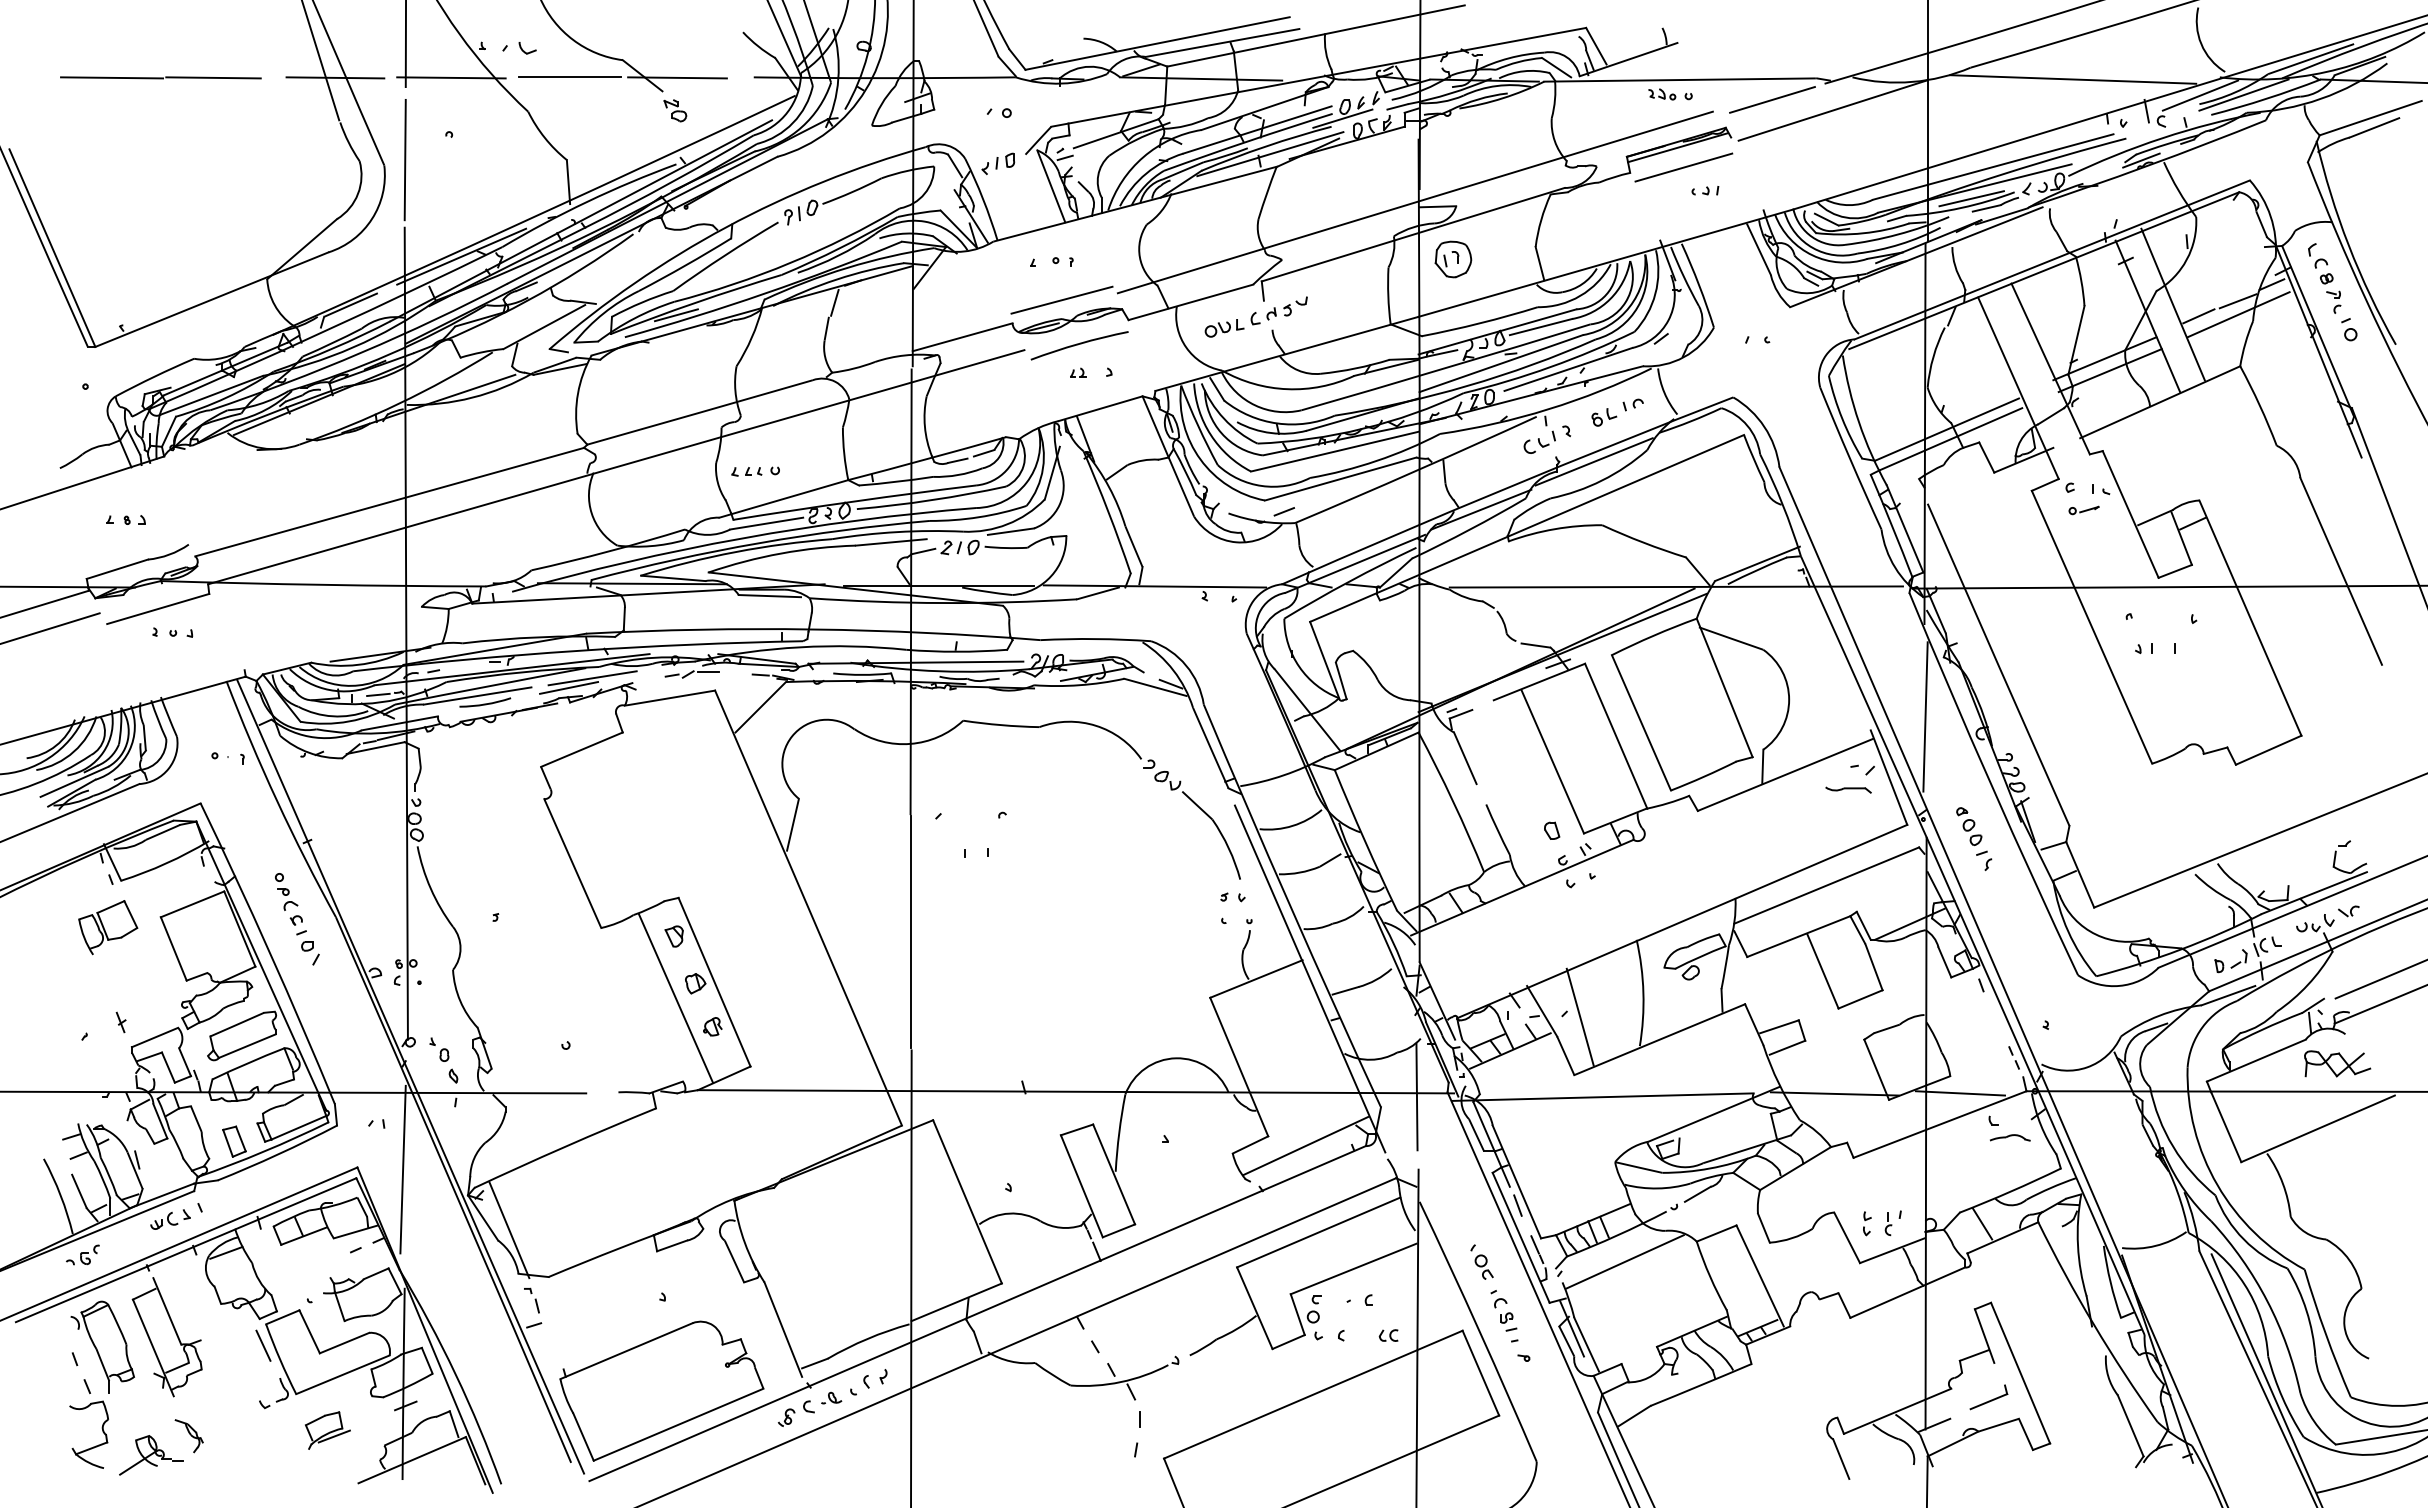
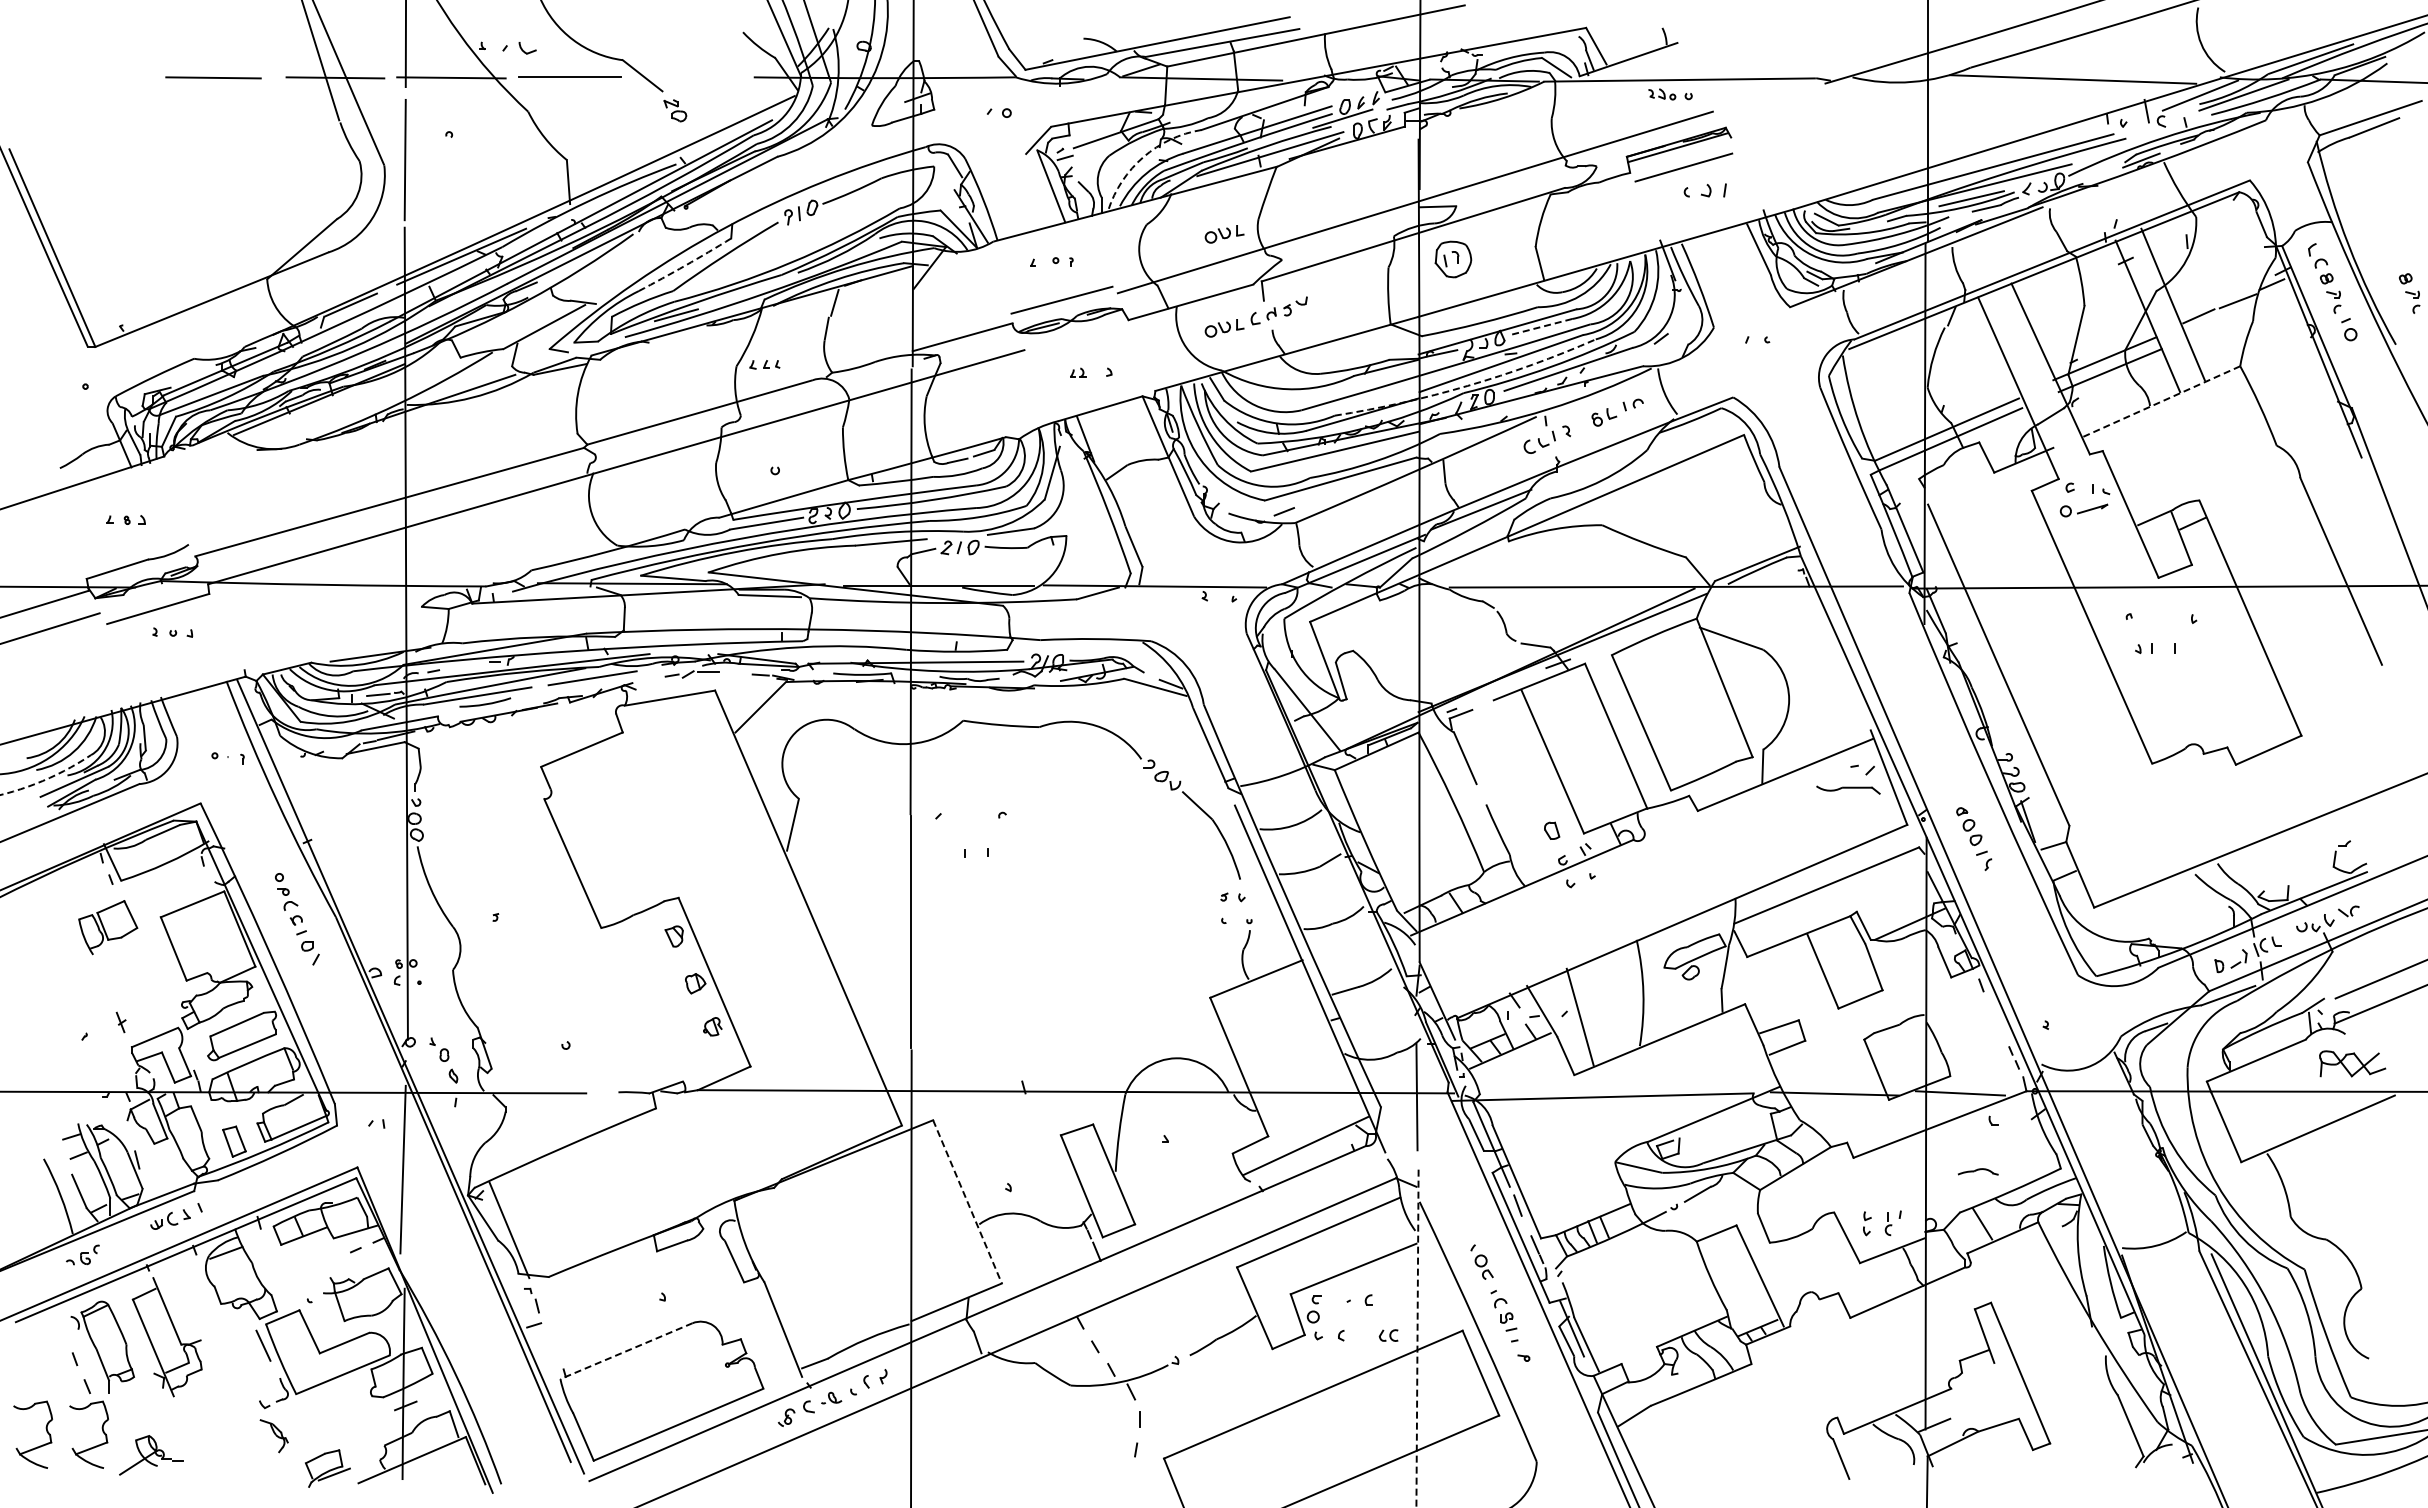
line: present -> none (112, 77)
line: present -> none (677, 77)
line: present -> none (1772, 99)
line: present -> none (1832, 110)
arc: solid -> dashed (1143, 157)
part: present -> none (998, 163)
part size: 29x10 px -> 44x15 px (1704, 190)
part: none -> present (1224, 234)
arc: solid -> dashed (685, 265)
part: none -> present (2409, 293)
line: present -> none (2238, 314)
line: solid -> dashed (1540, 327)
arc: present -> none (1079, 344)
arc: solid -> dashed (1467, 385)
line: solid -> dashed (2160, 402)
line: present -> none (1593, 461)
part position: (746, 471) -> (764, 364) (764, 364)
part size: 32x11 px -> 50x15 px (2083, 510)
line: present -> none (569, 687)
line: present -> none (1925, 716)
arc: solid -> dashed (47, 778)
part size: 47x8 px -> 65x10 px (1848, 789)
line: present -> none (675, 998)
part position: (2337, 1063) -> (2352, 1063) (2352, 1063)
part position: (2010, 1137) -> (1978, 1171) (1978, 1171)
line: solid -> dashed (967, 1201)
line: present -> none (1624, 1261)
line: solid -> dashed (1417, 1338)
line: solid -> dashed (626, 1351)
part: present -> none (1988, 1397)
part position: (327, 1430) -> (327, 1468) (327, 1468)
part position: (188, 1436) -> (273, 1436) (273, 1436)
part: none -> present (39, 1445)
